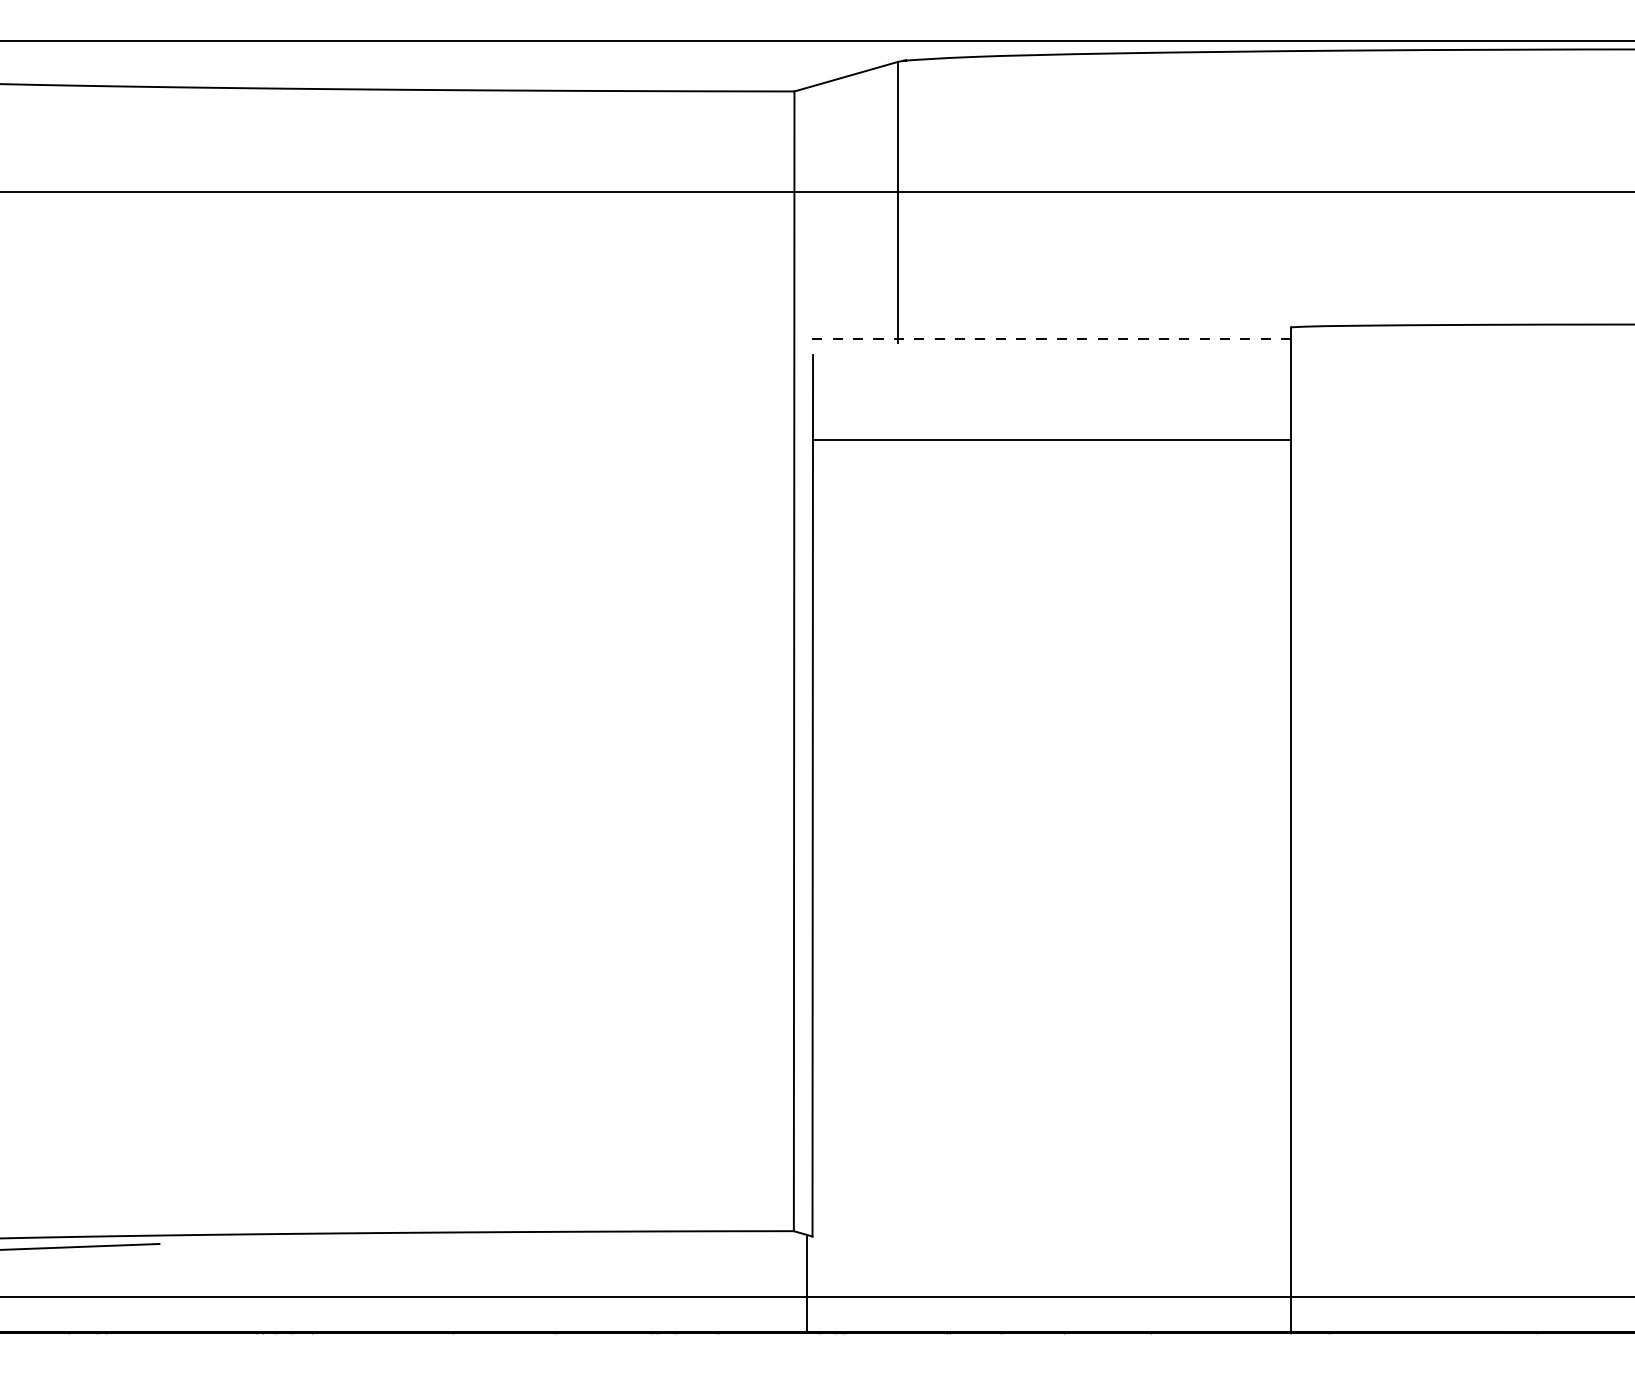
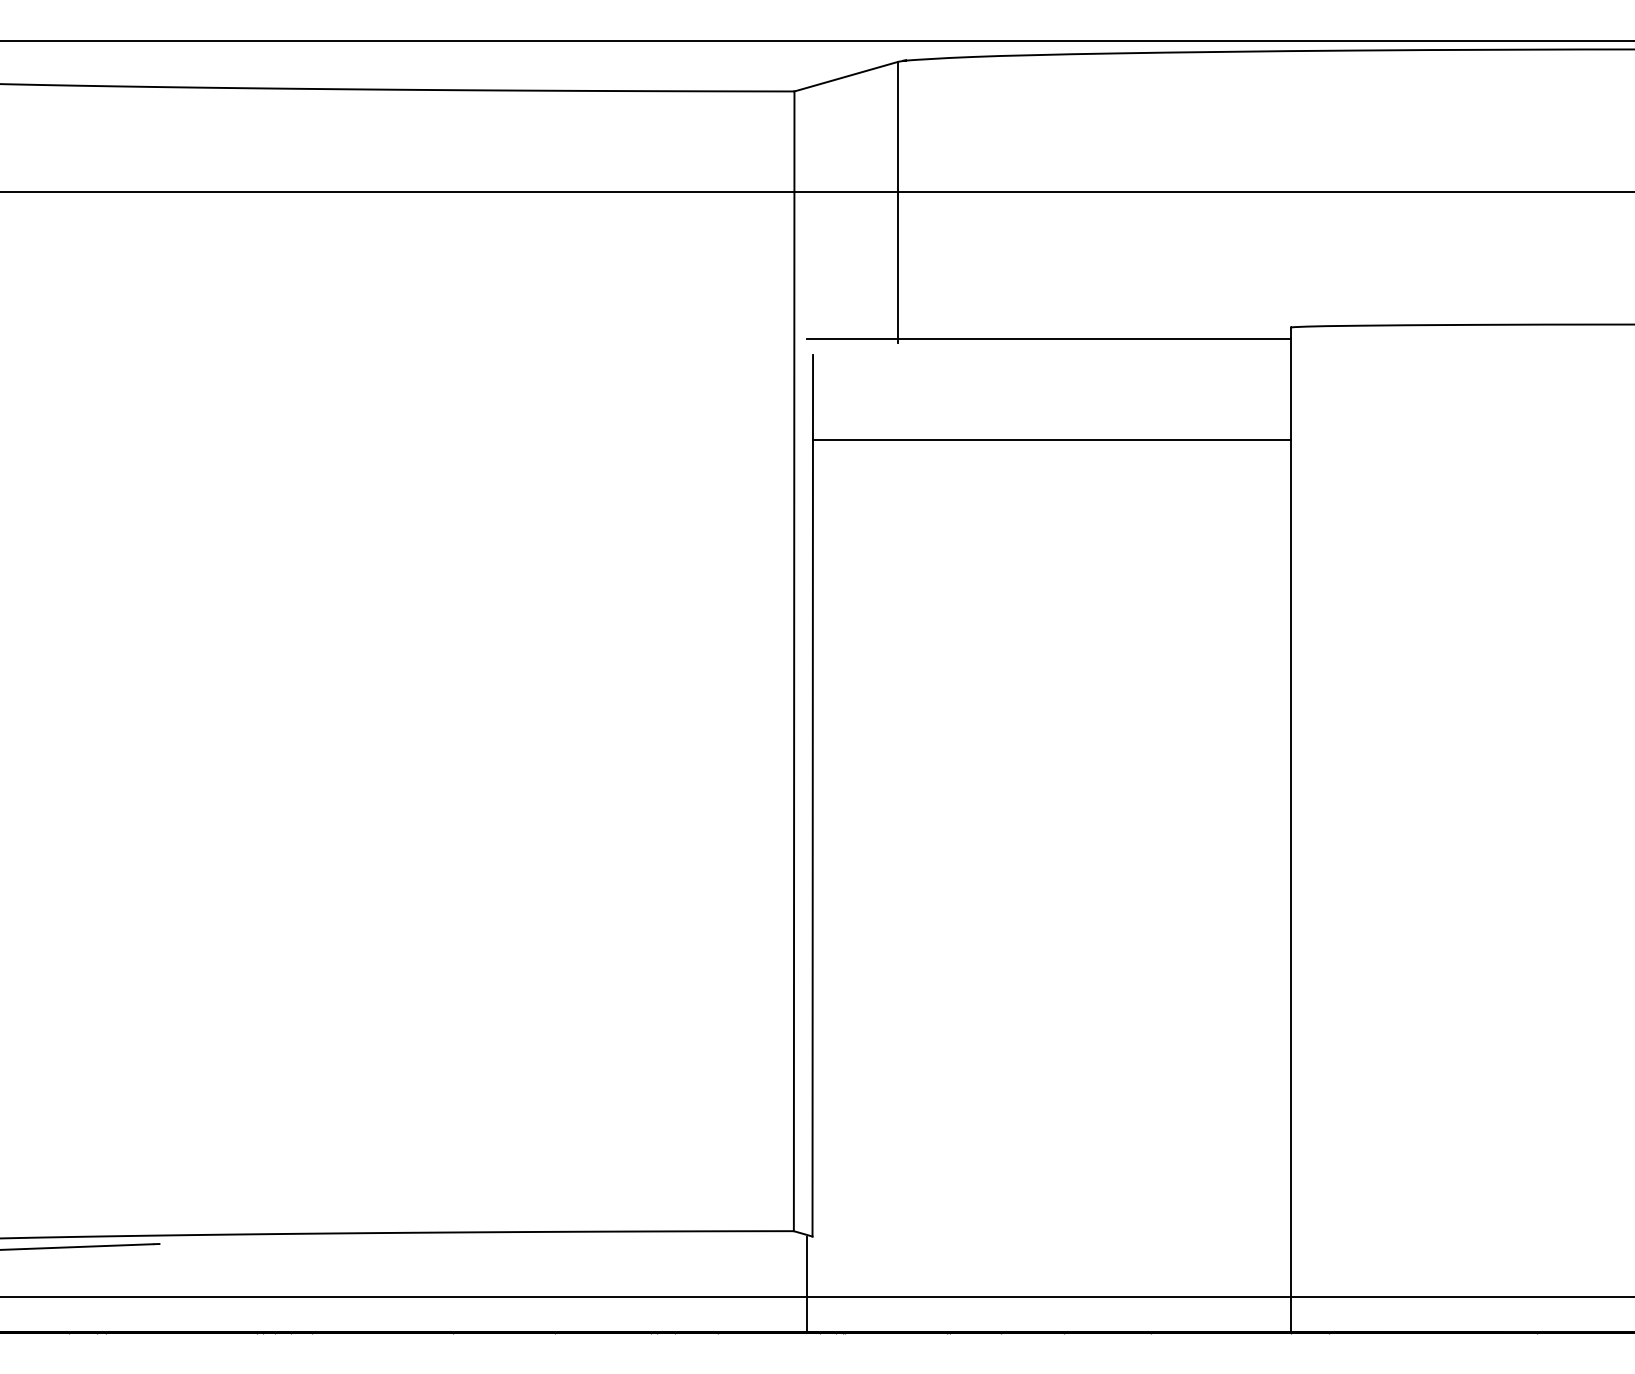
line: dashed -> solid (1048, 338)
